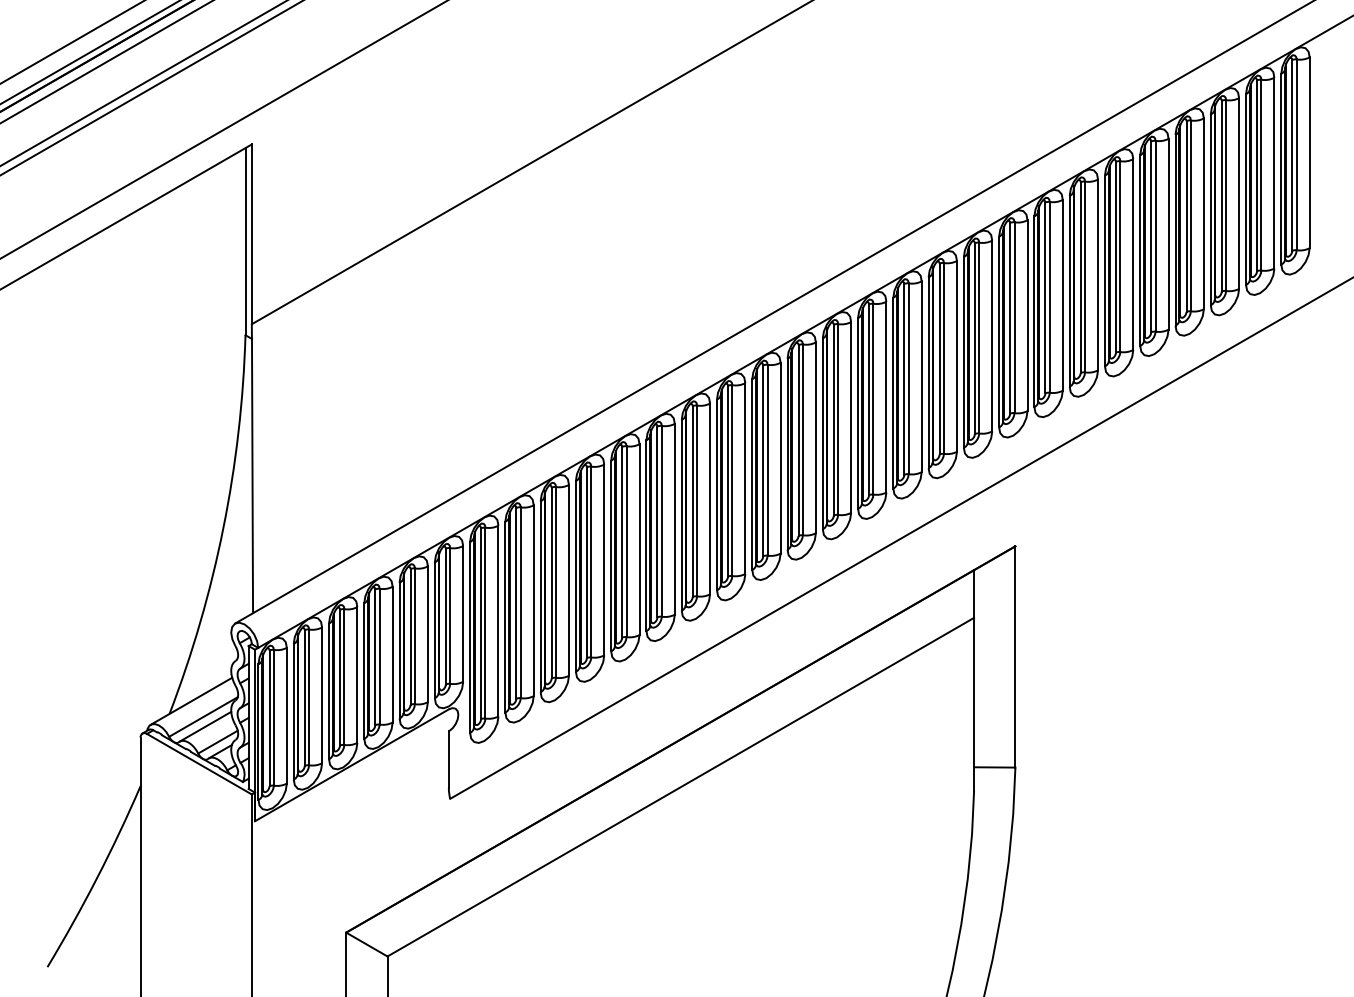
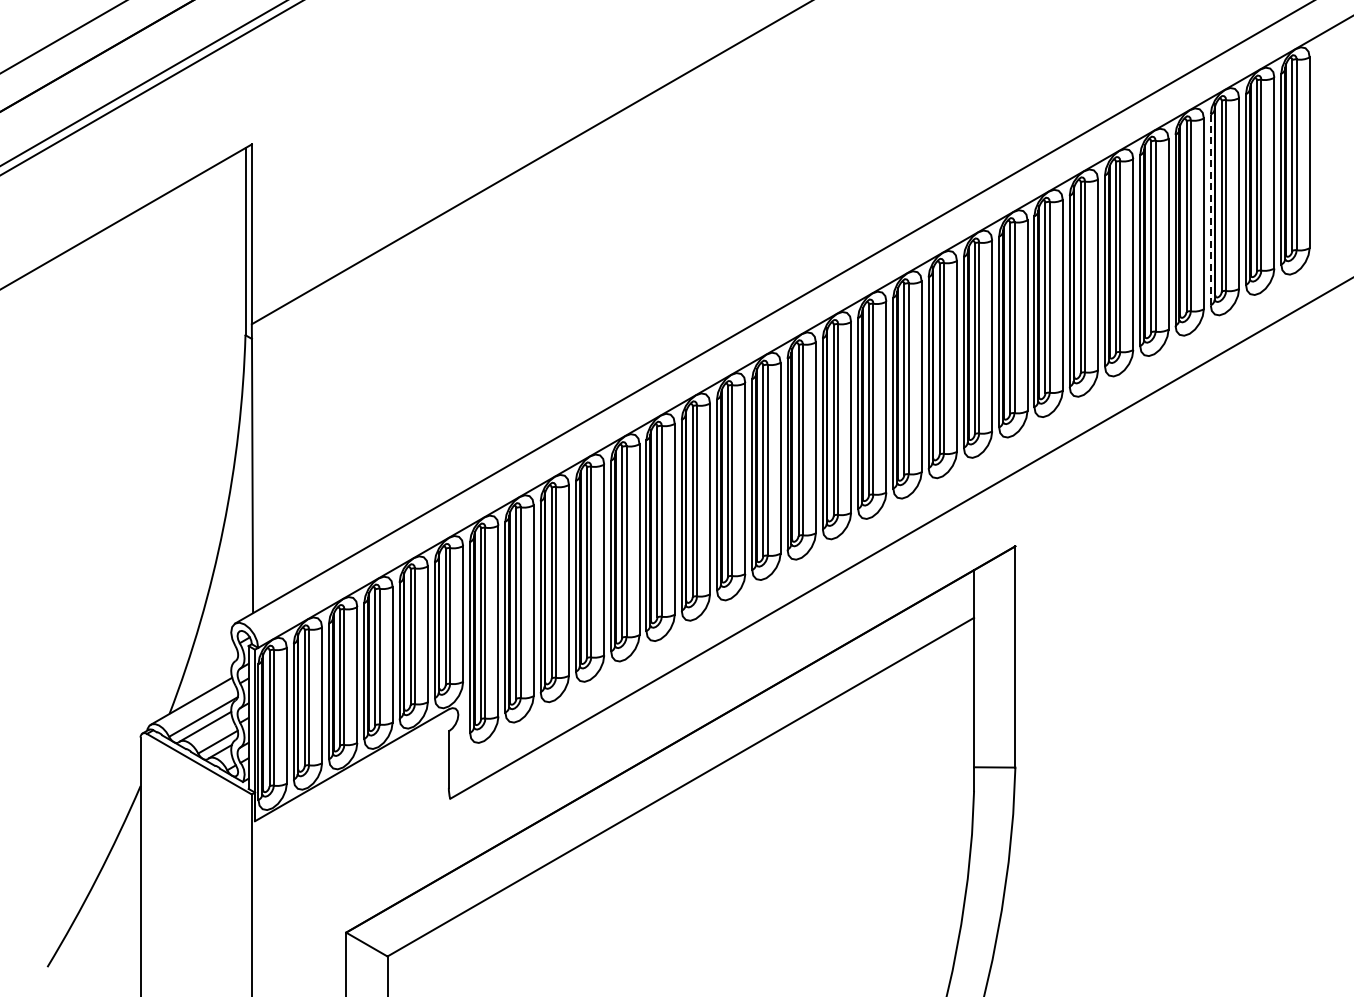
line position: (72, 42) -> (63, 37) (63, 37)
line: present -> none (89, 52)
line: present -> none (105, 62)
line: present -> none (223, 129)
line: solid -> dashed (1210, 210)
